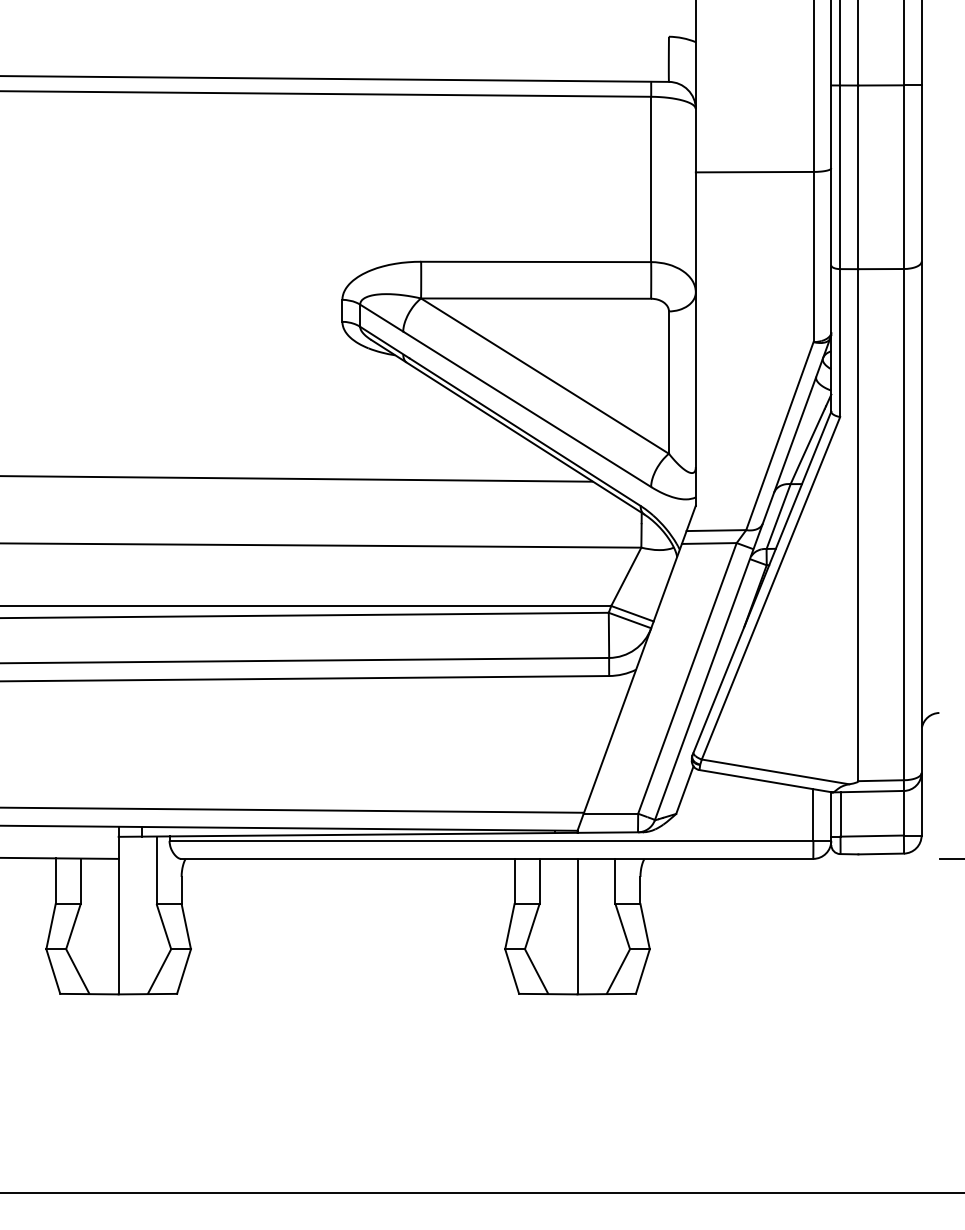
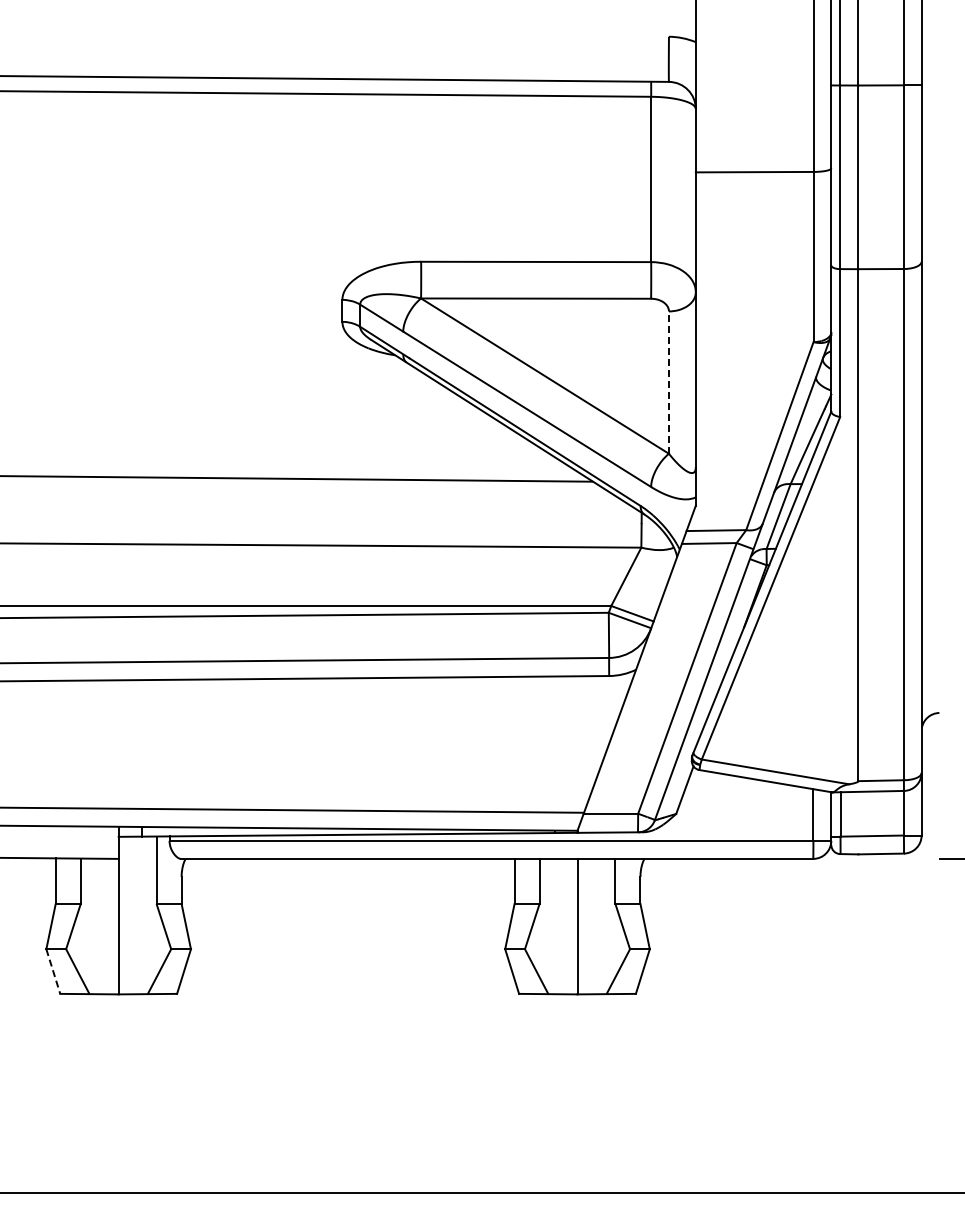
line: solid -> dashed (668, 382)
line: solid -> dashed (53, 972)
